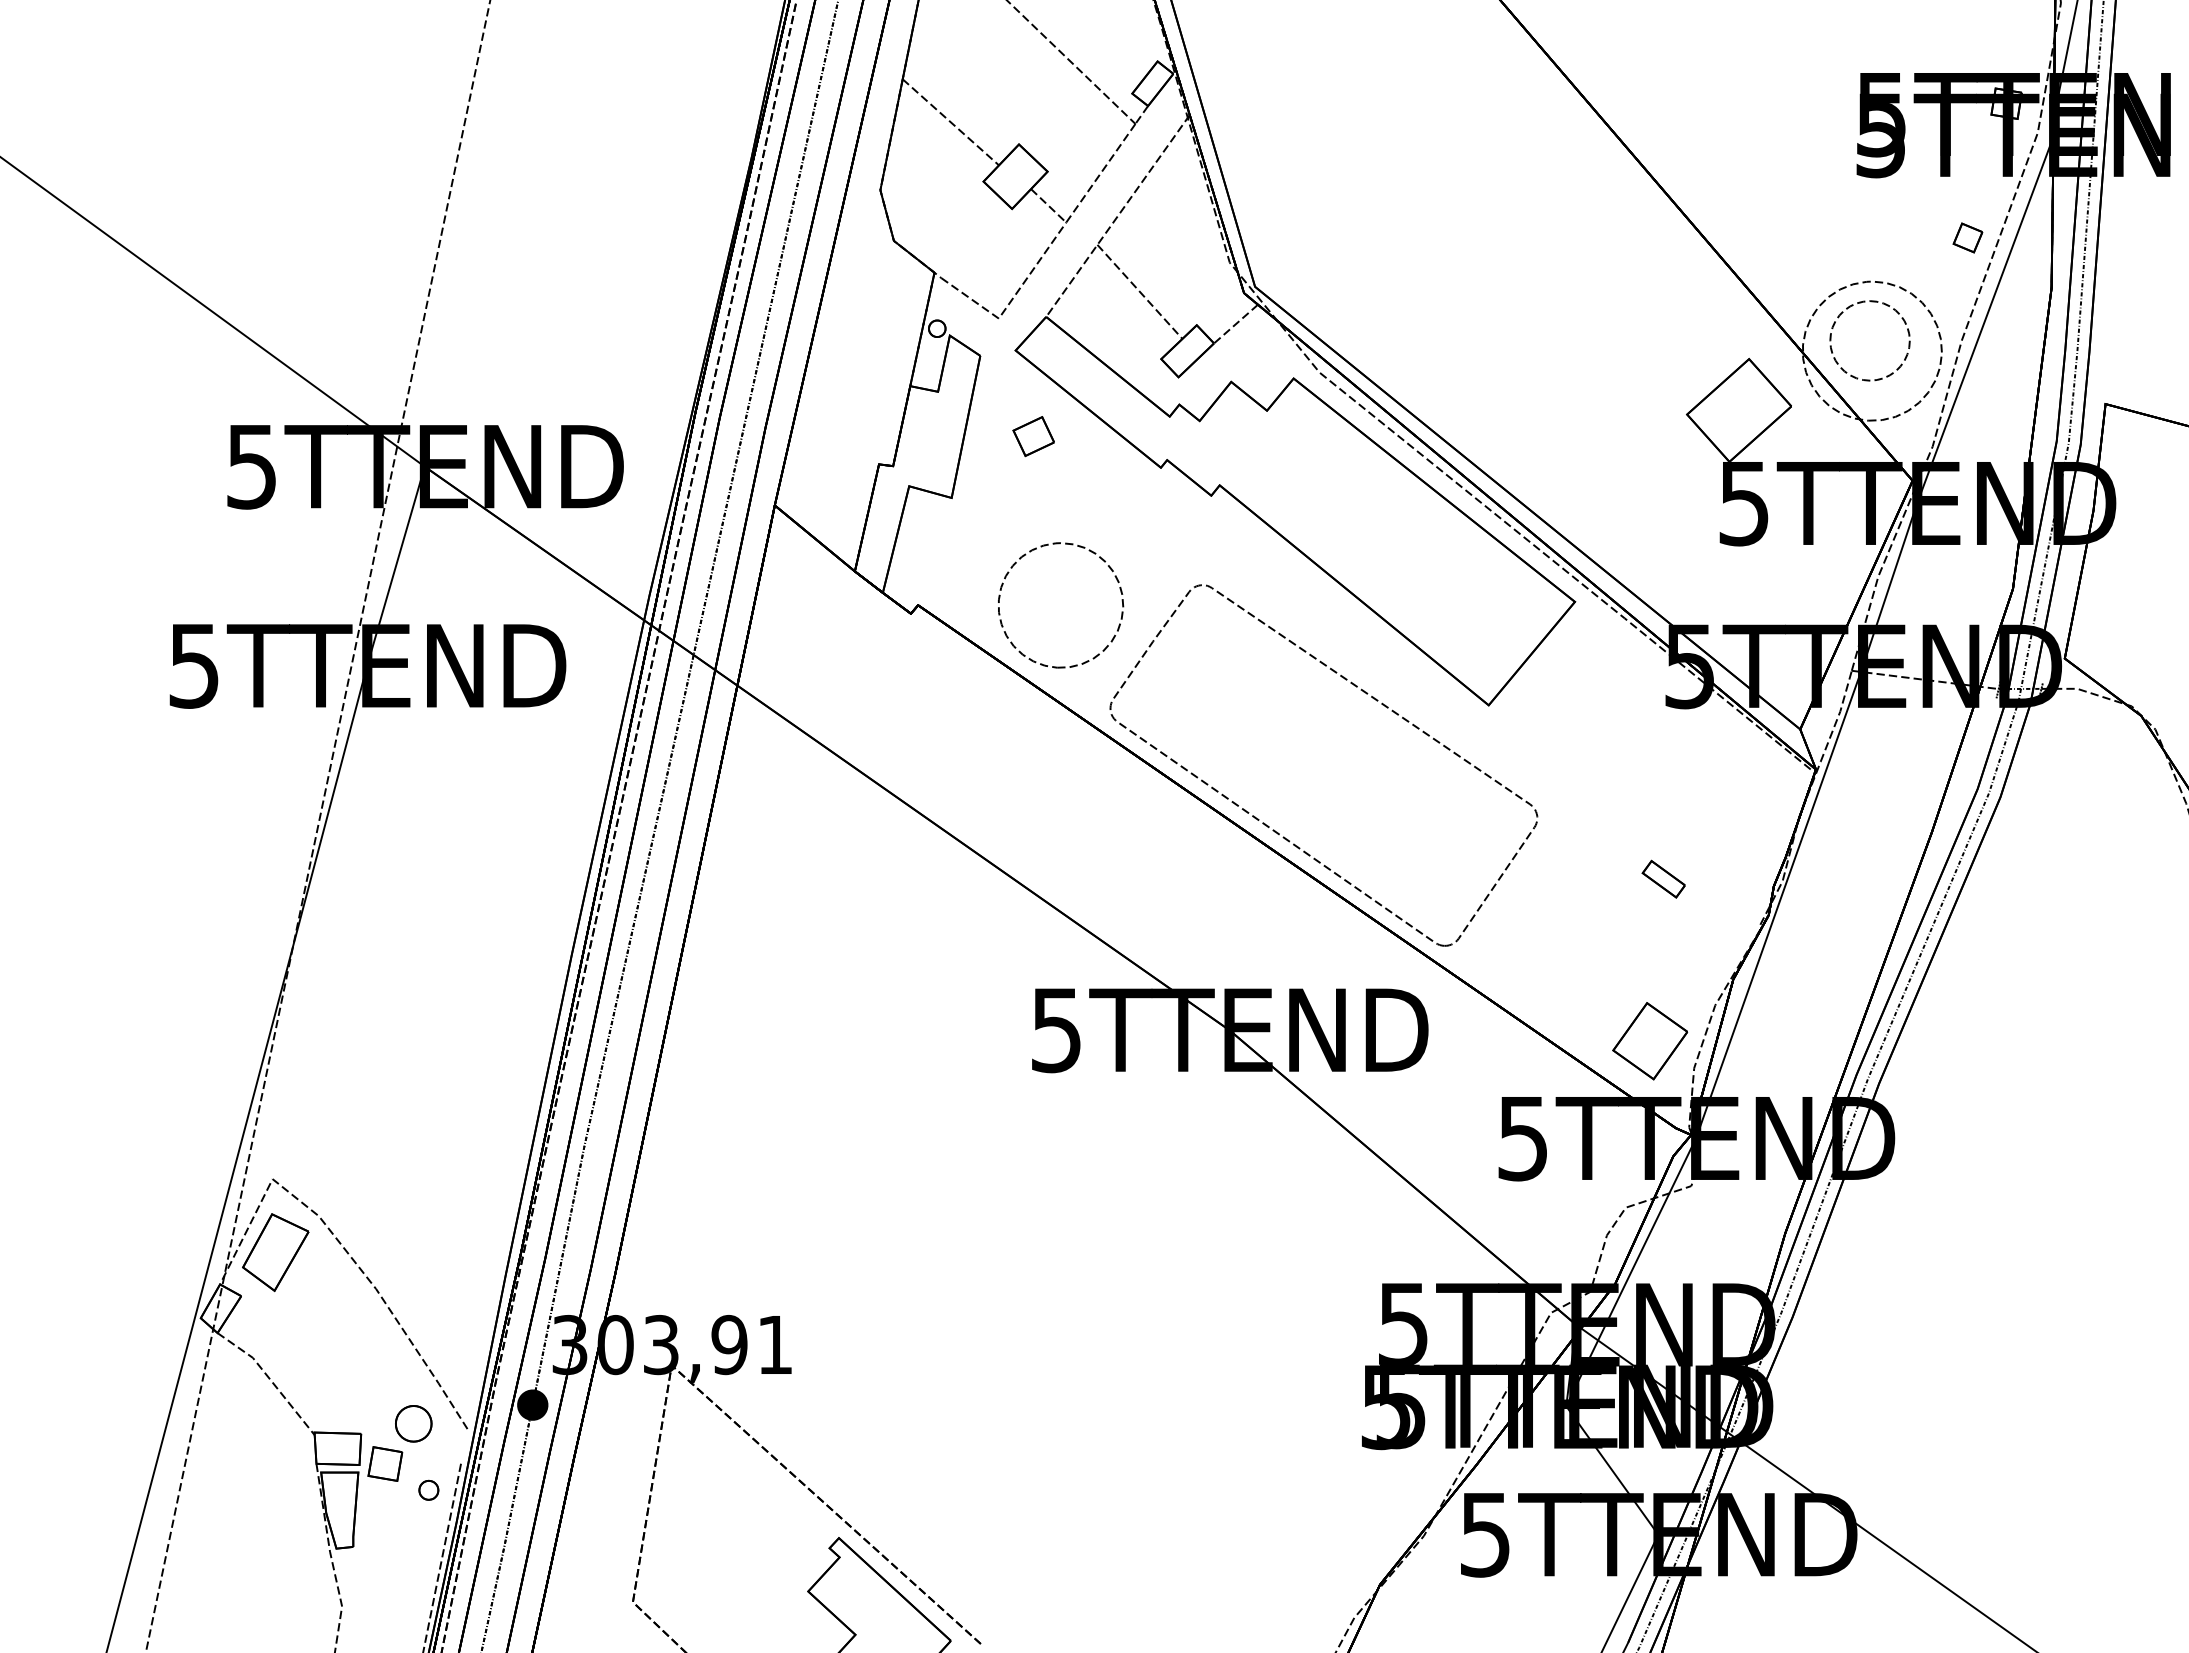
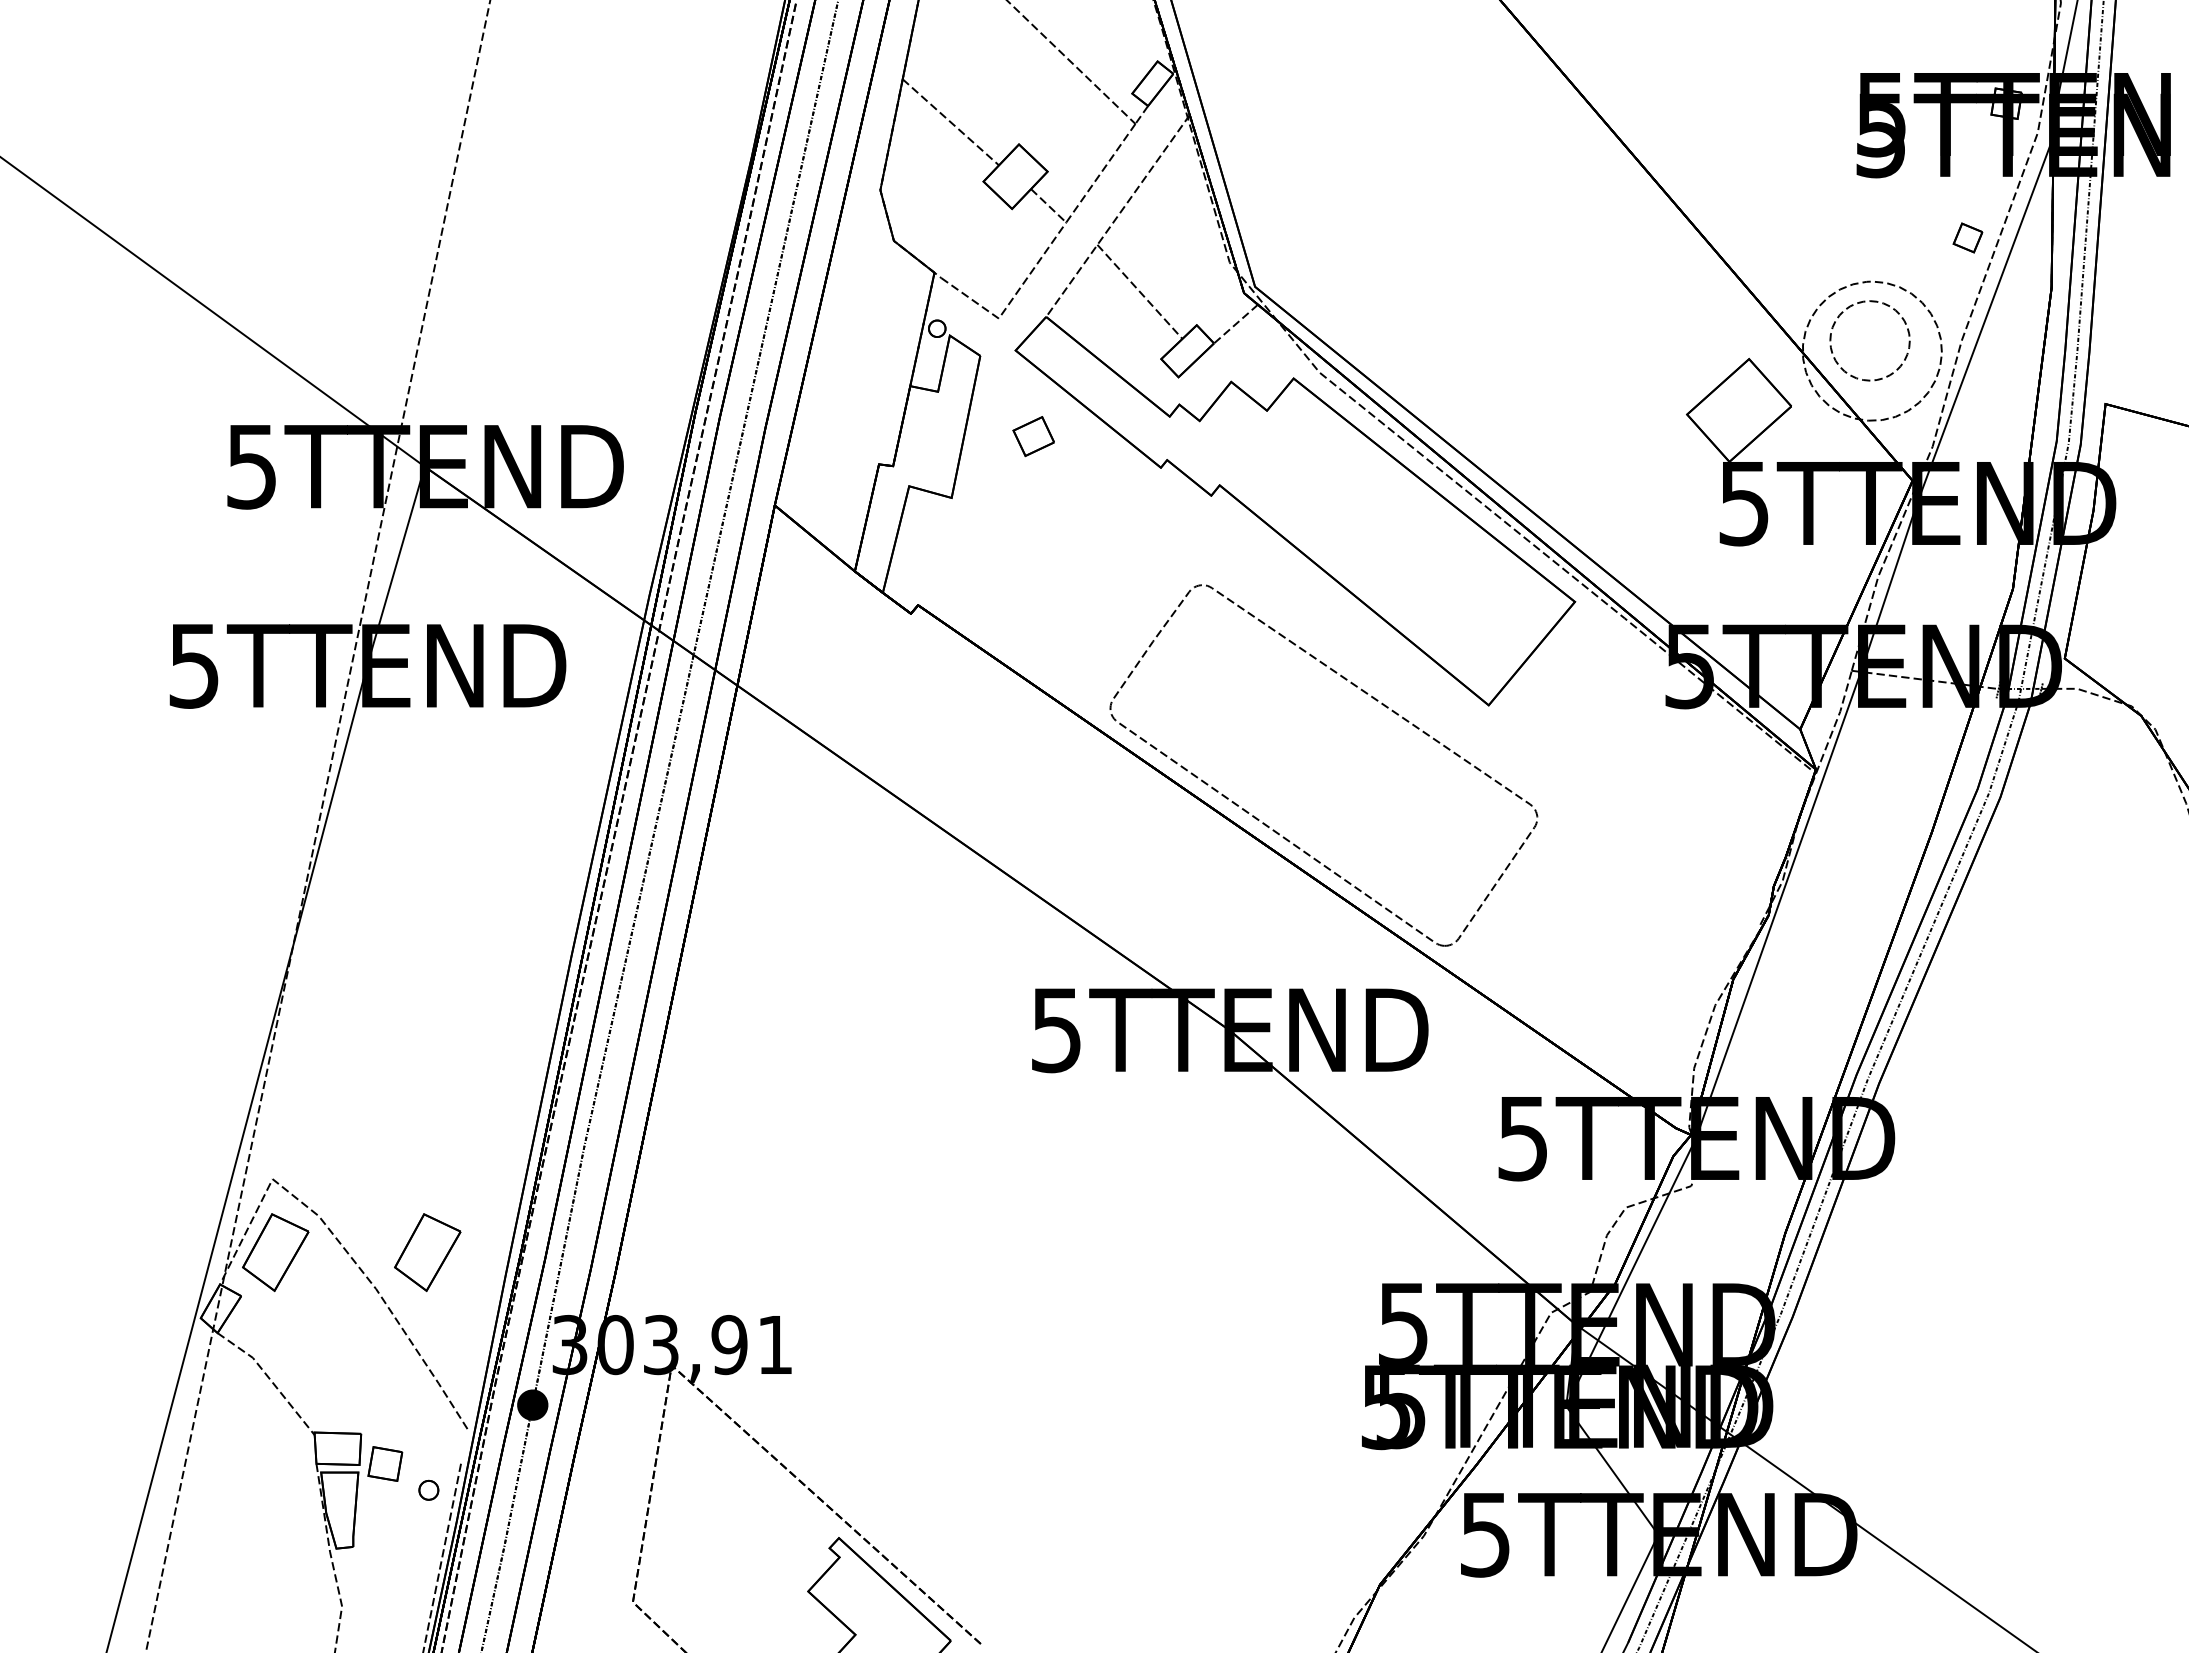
part: present -> none (1121, 600)
part: present -> none (1663, 878)
part: present -> none (1650, 1041)
part: none -> present (427, 1252)
part: present -> none (413, 1423)
